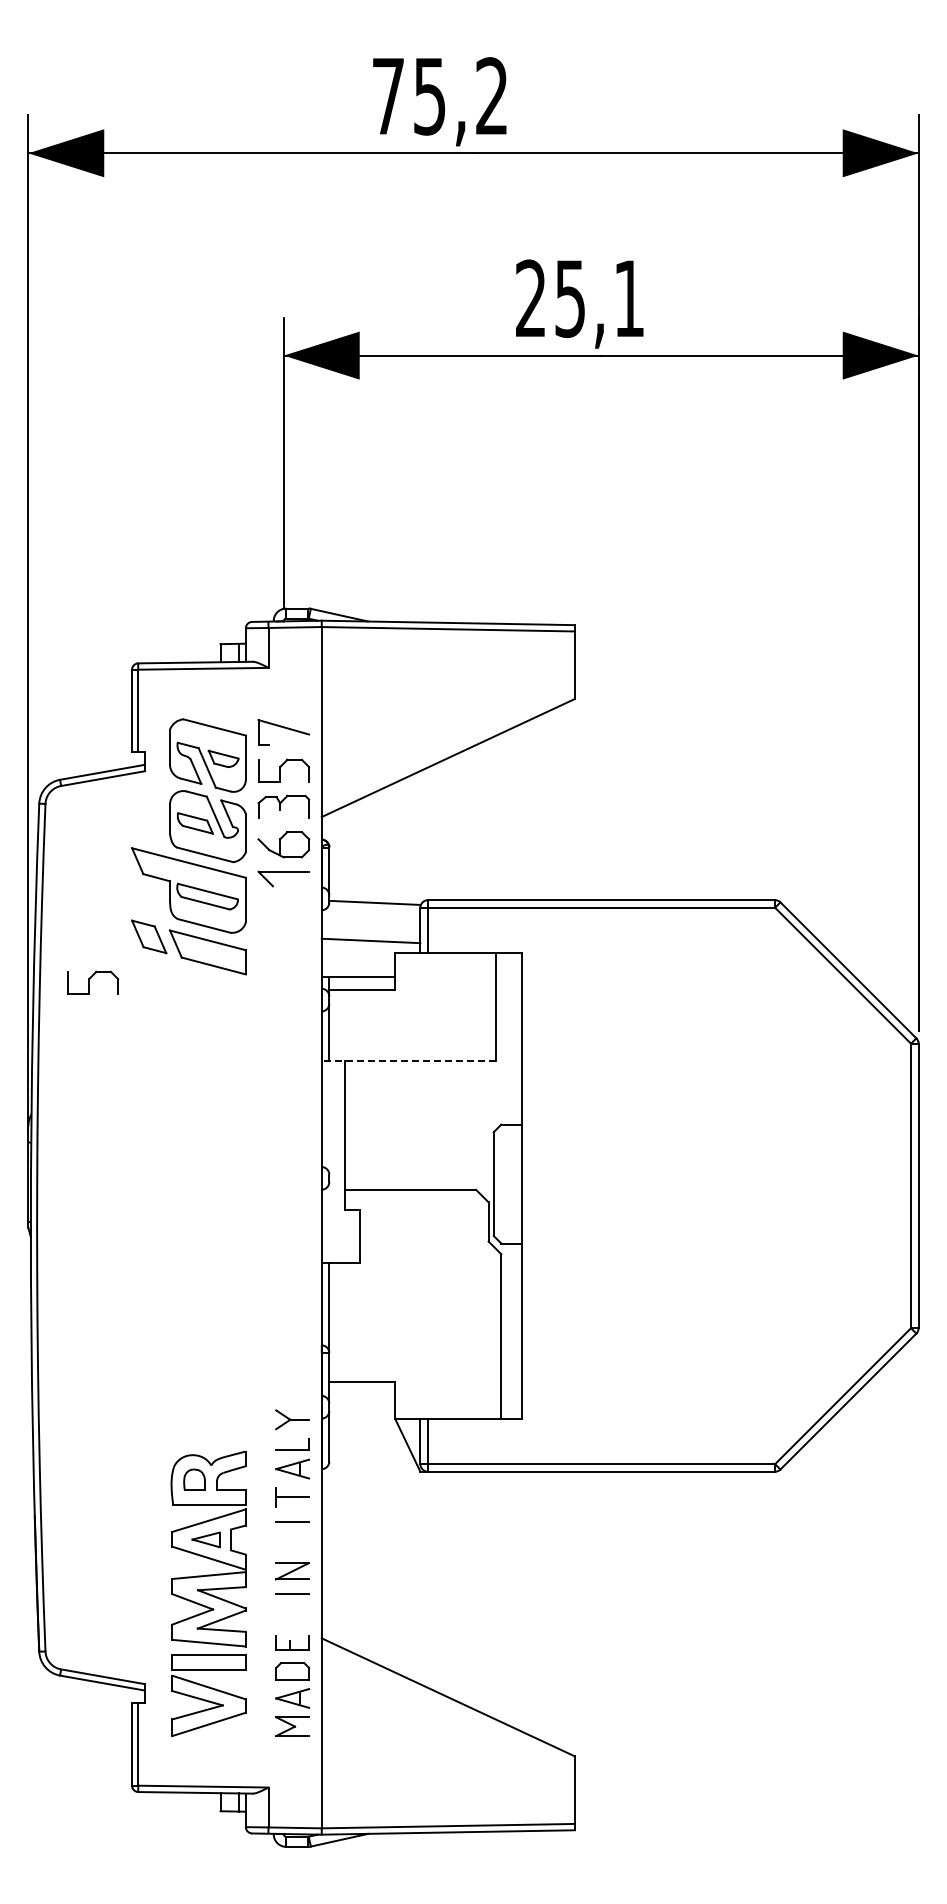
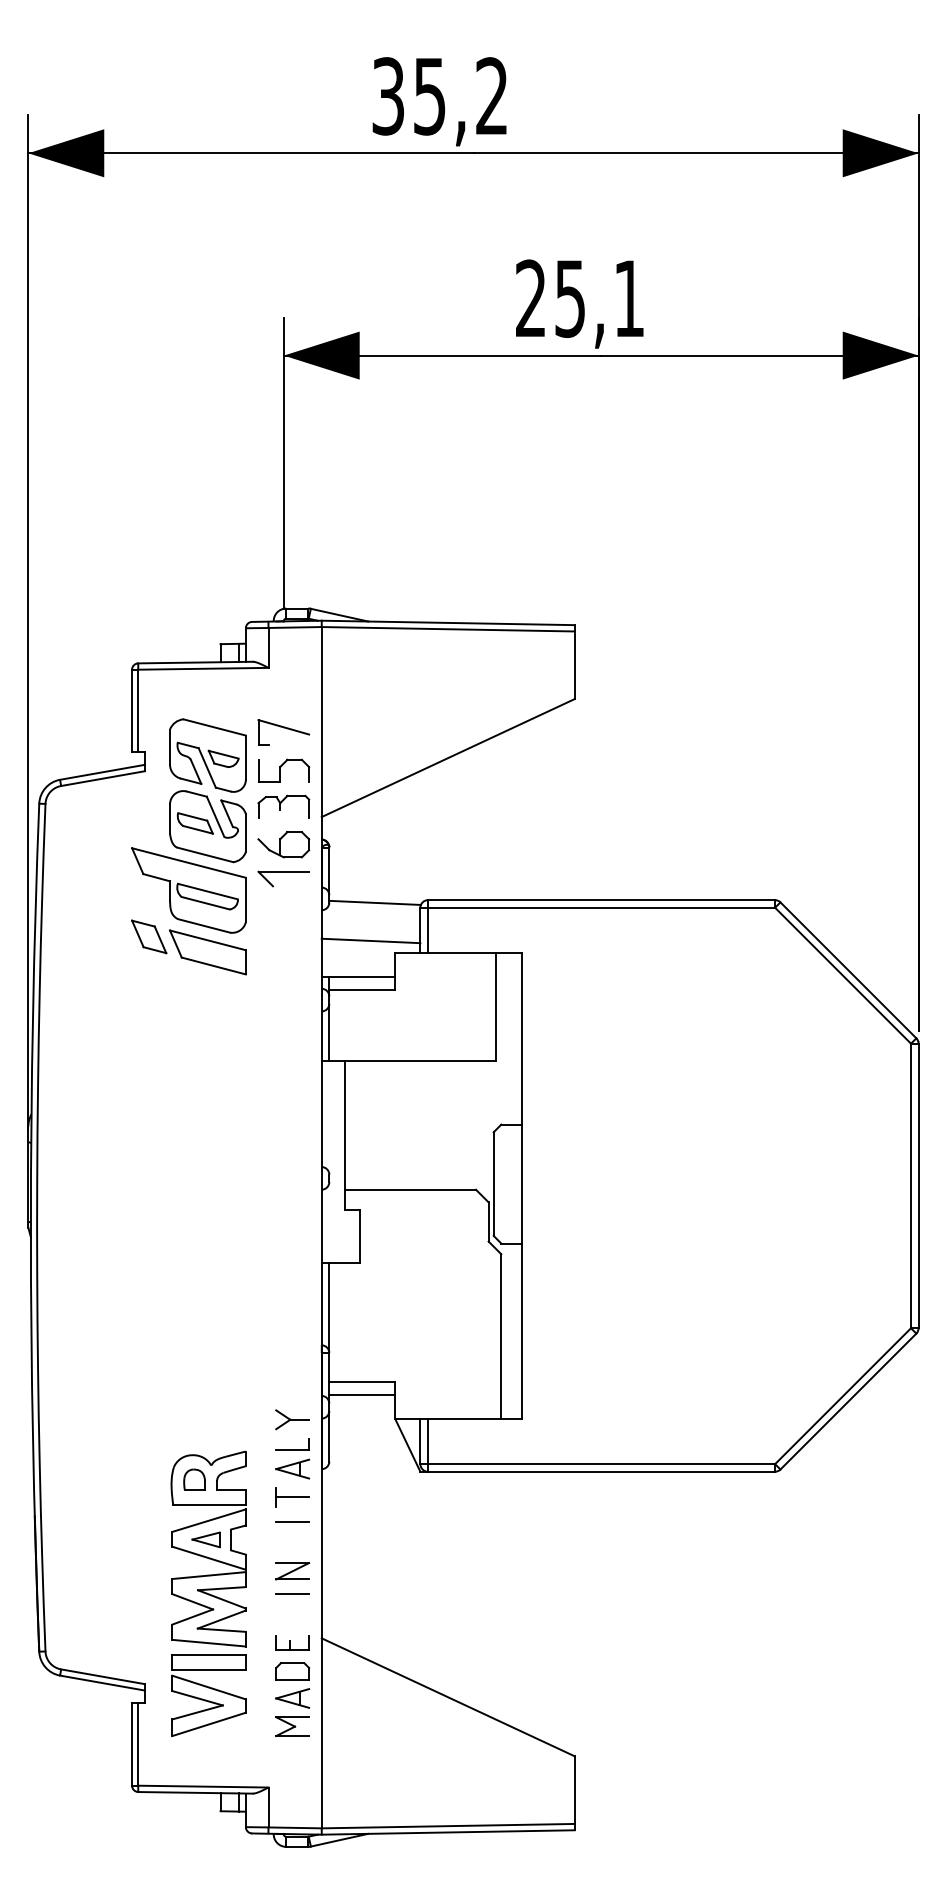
text: 75,2 -> 35,2 (388, 96)
part: present -> none (93, 982)
line: dashed -> solid (408, 1060)
line: none -> present (362, 1394)
